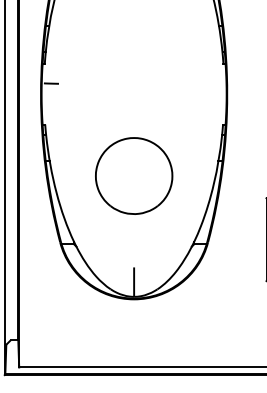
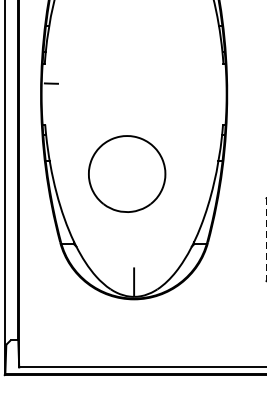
part position: (134, 175) -> (127, 173) (127, 173)
line: solid -> dashed (266, 240)
